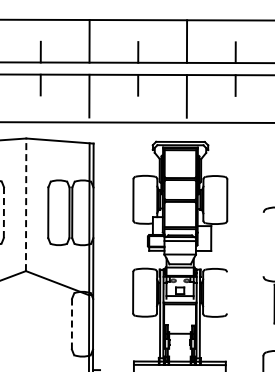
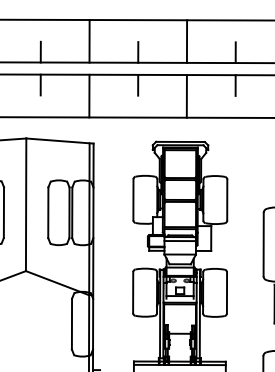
line position: (136, 122) -> (136, 117) (136, 117)
line: dashed -> solid (26, 204)
line: dashed -> solid (3, 212)
line: none -> present (263, 244)
line: none -> present (226, 292)
line: dashed -> solid (71, 323)
